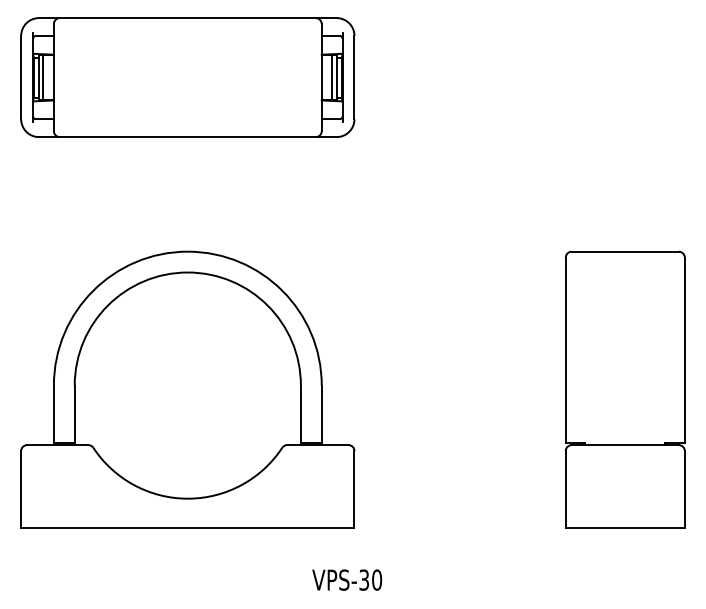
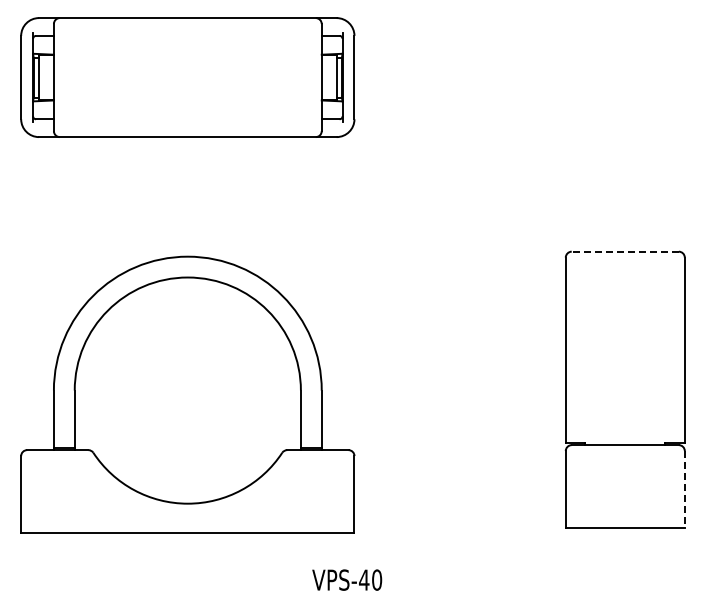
line: present -> none (43, 77)
line: present -> none (332, 77)
line: solid -> dashed (625, 251)
part position: (187, 389) -> (187, 394) (187, 394)
line: solid -> dashed (684, 489)
text: VPS-30 -> VPS-40 (364, 579)
